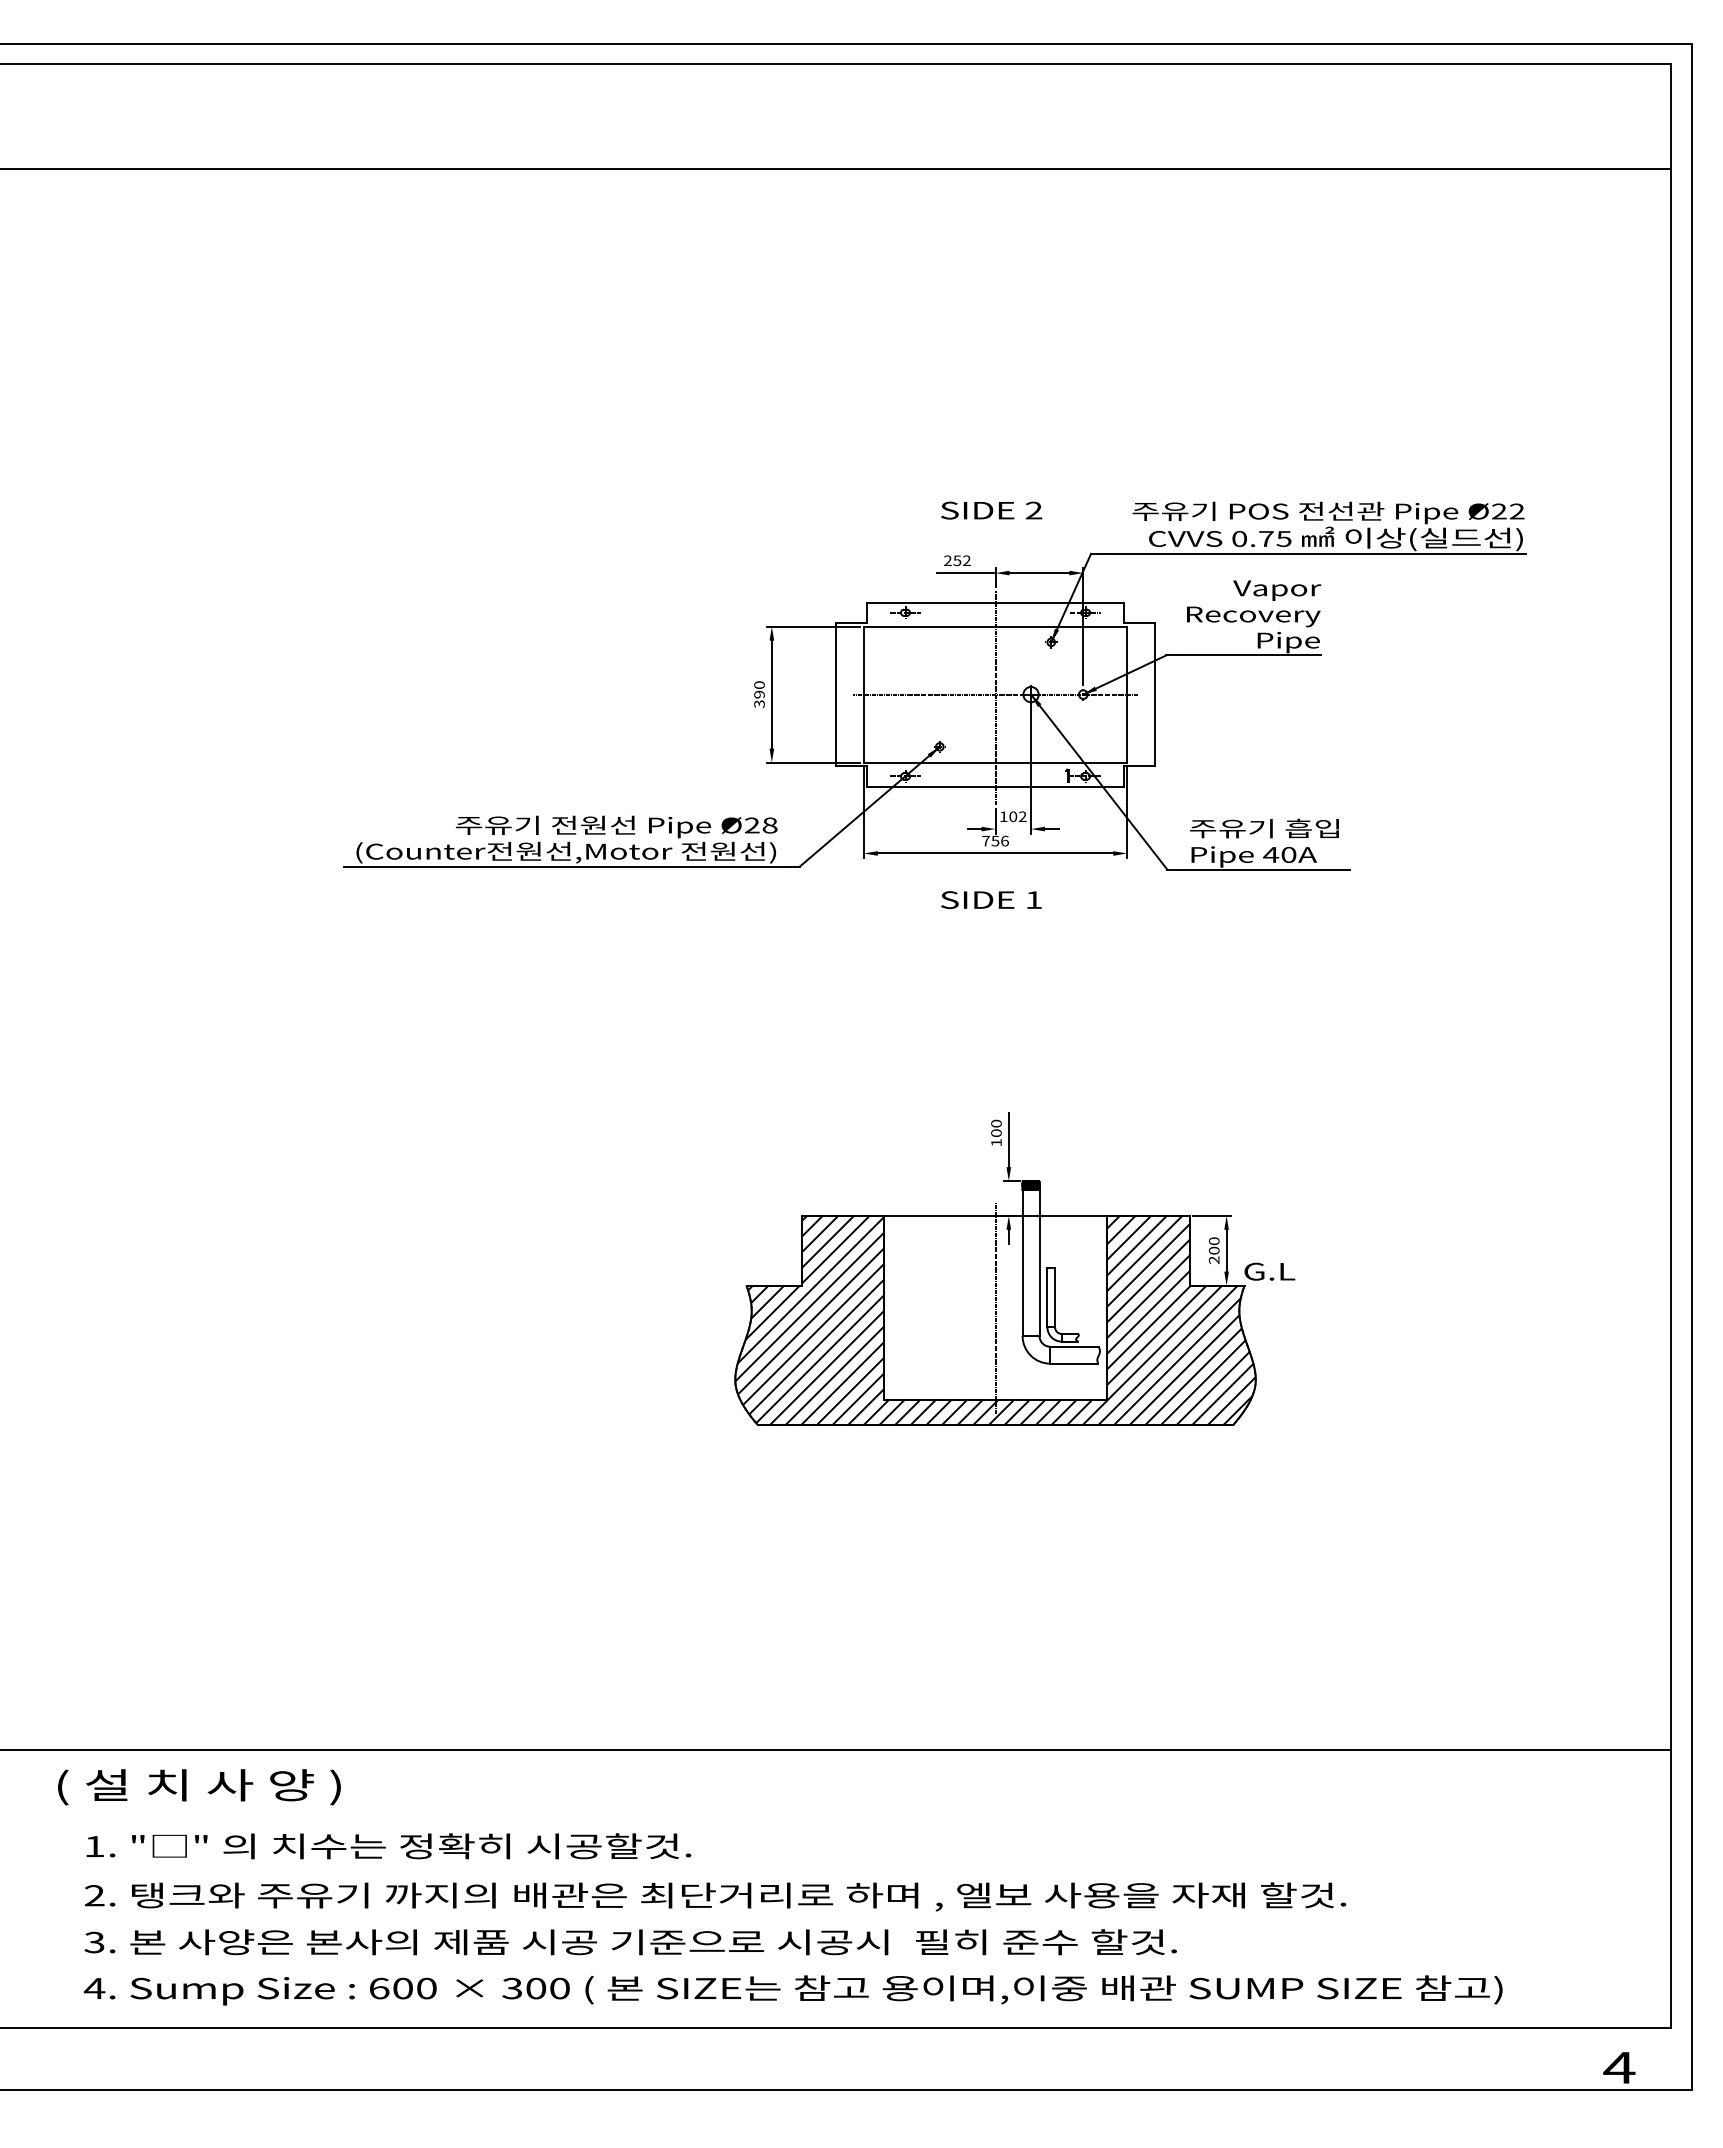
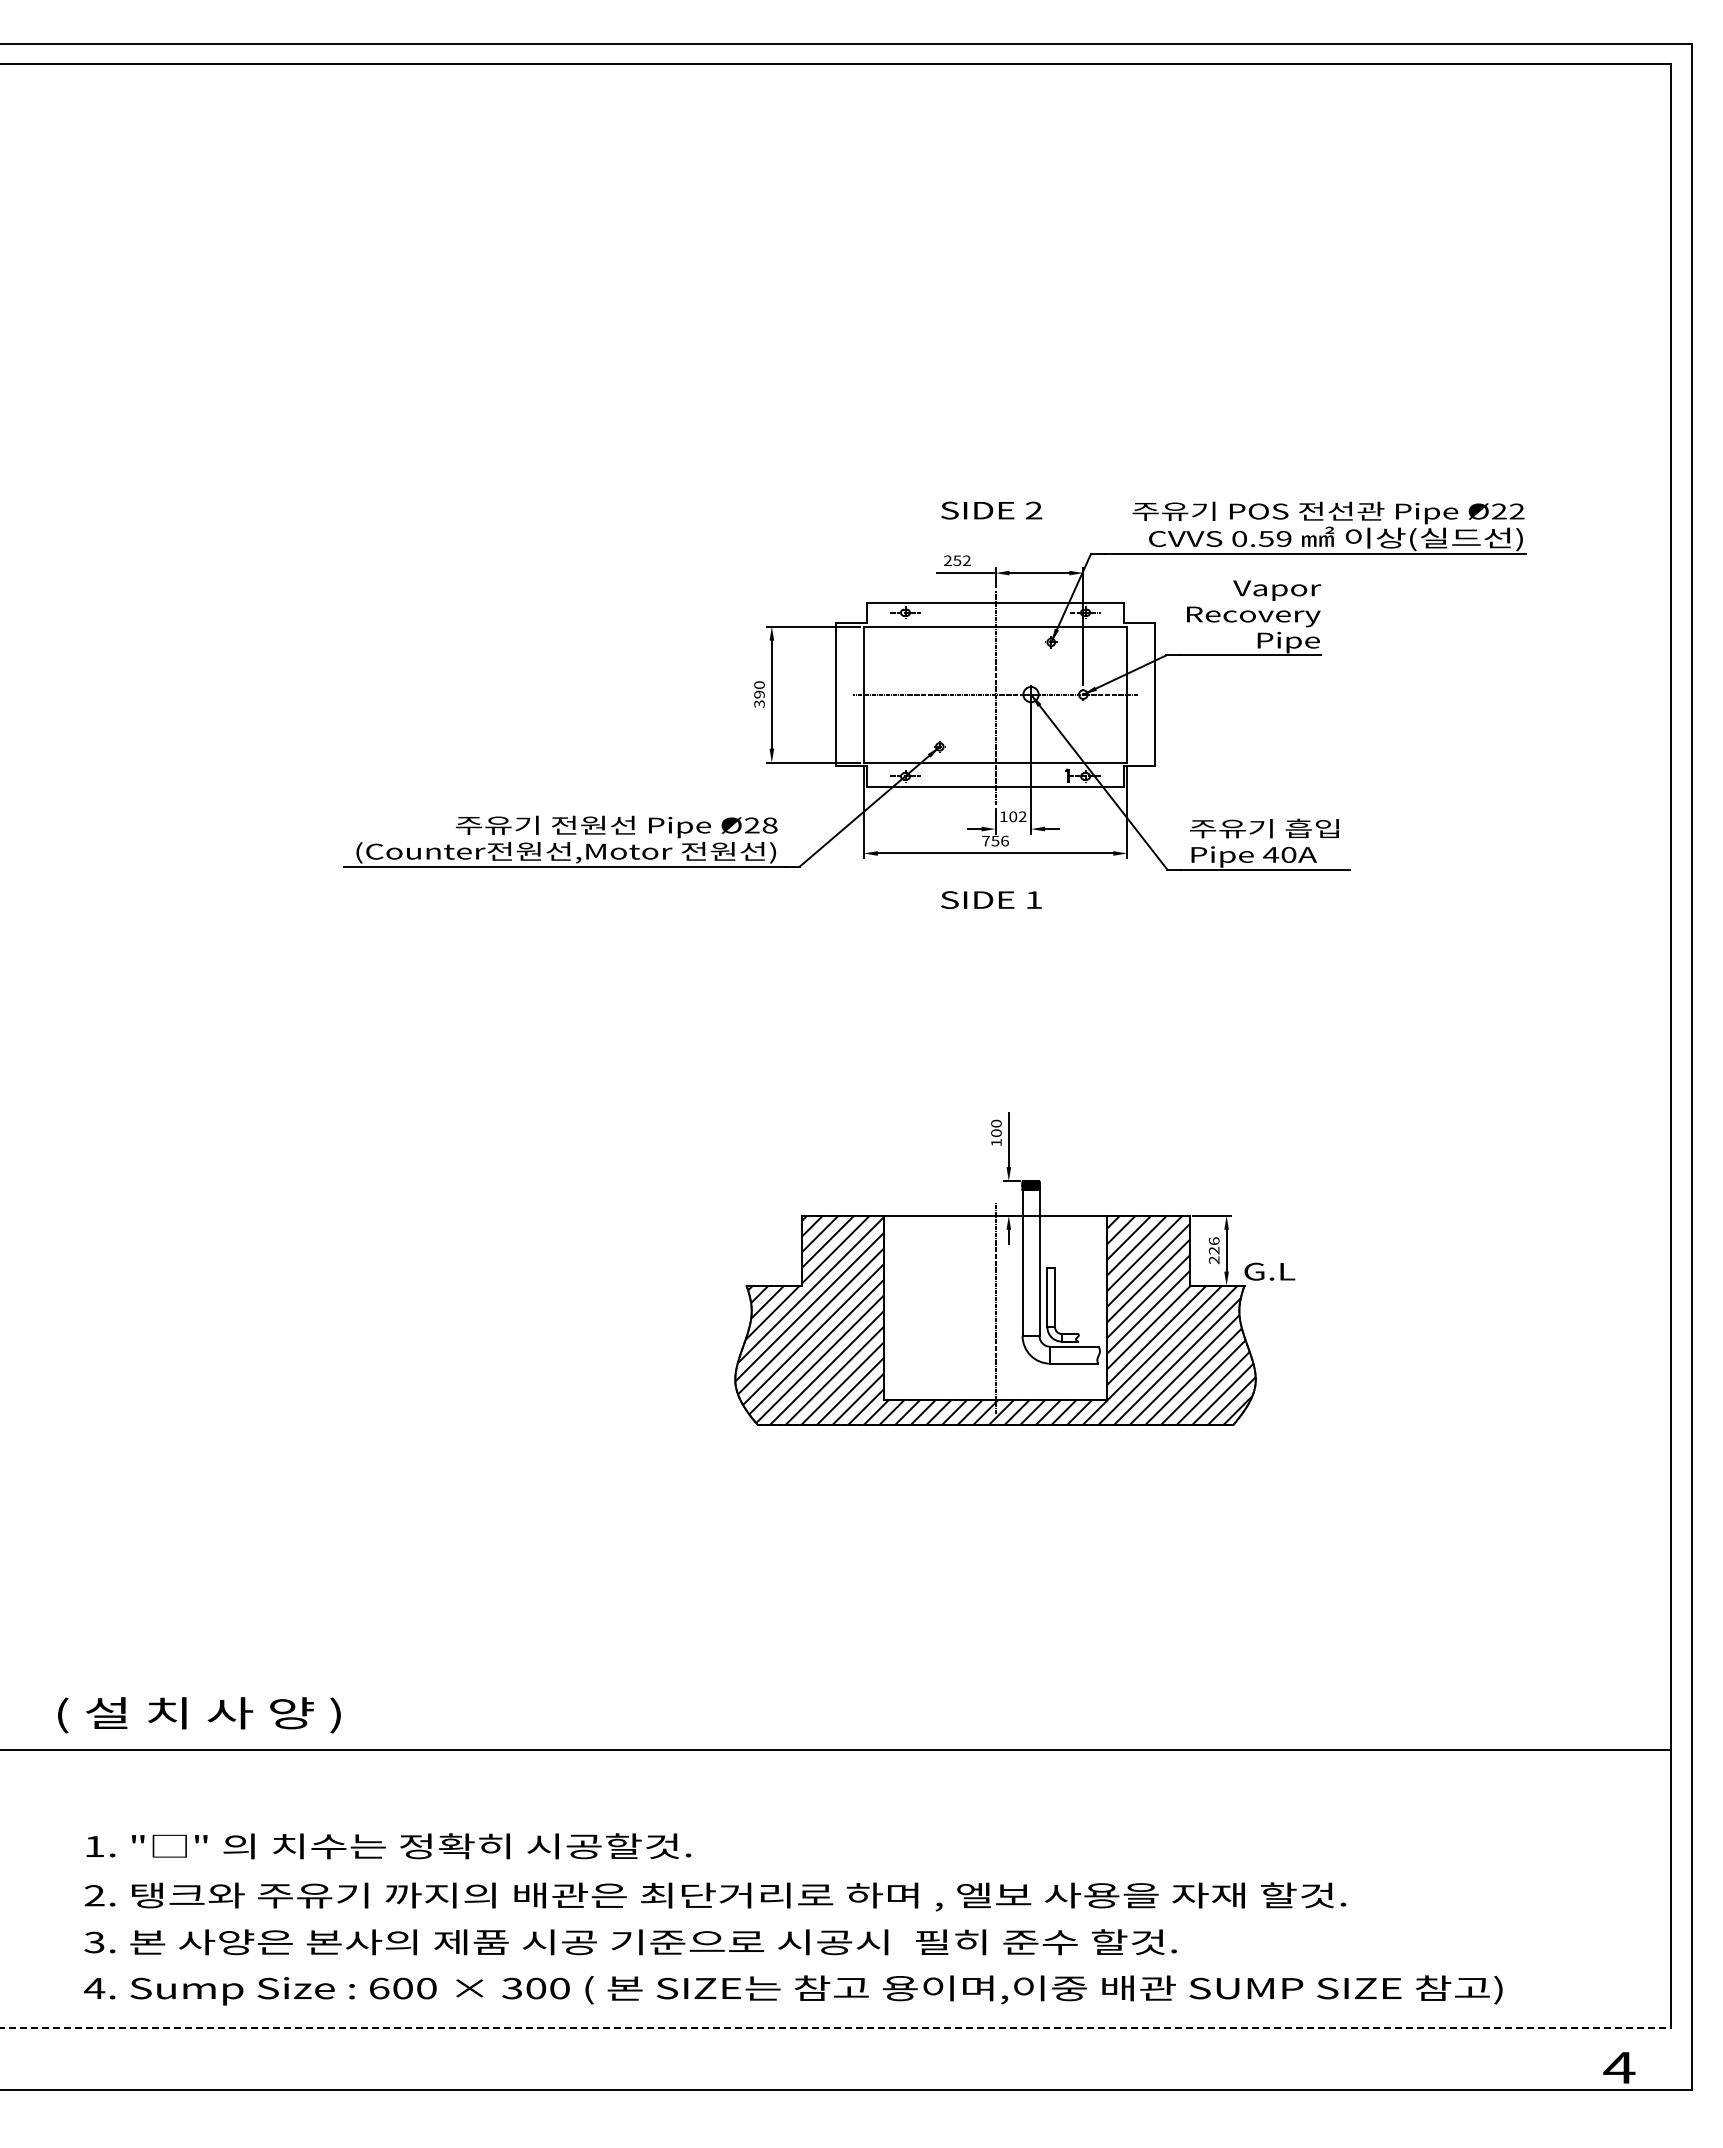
line: present -> none (836, 168)
text: 0.75 -> 0.59 (1274, 539)
text: 200 -> 226 (1214, 1245)
text position: (199, 1787) -> (199, 1715) (199, 1715)
line: solid -> dashed (836, 2027)
